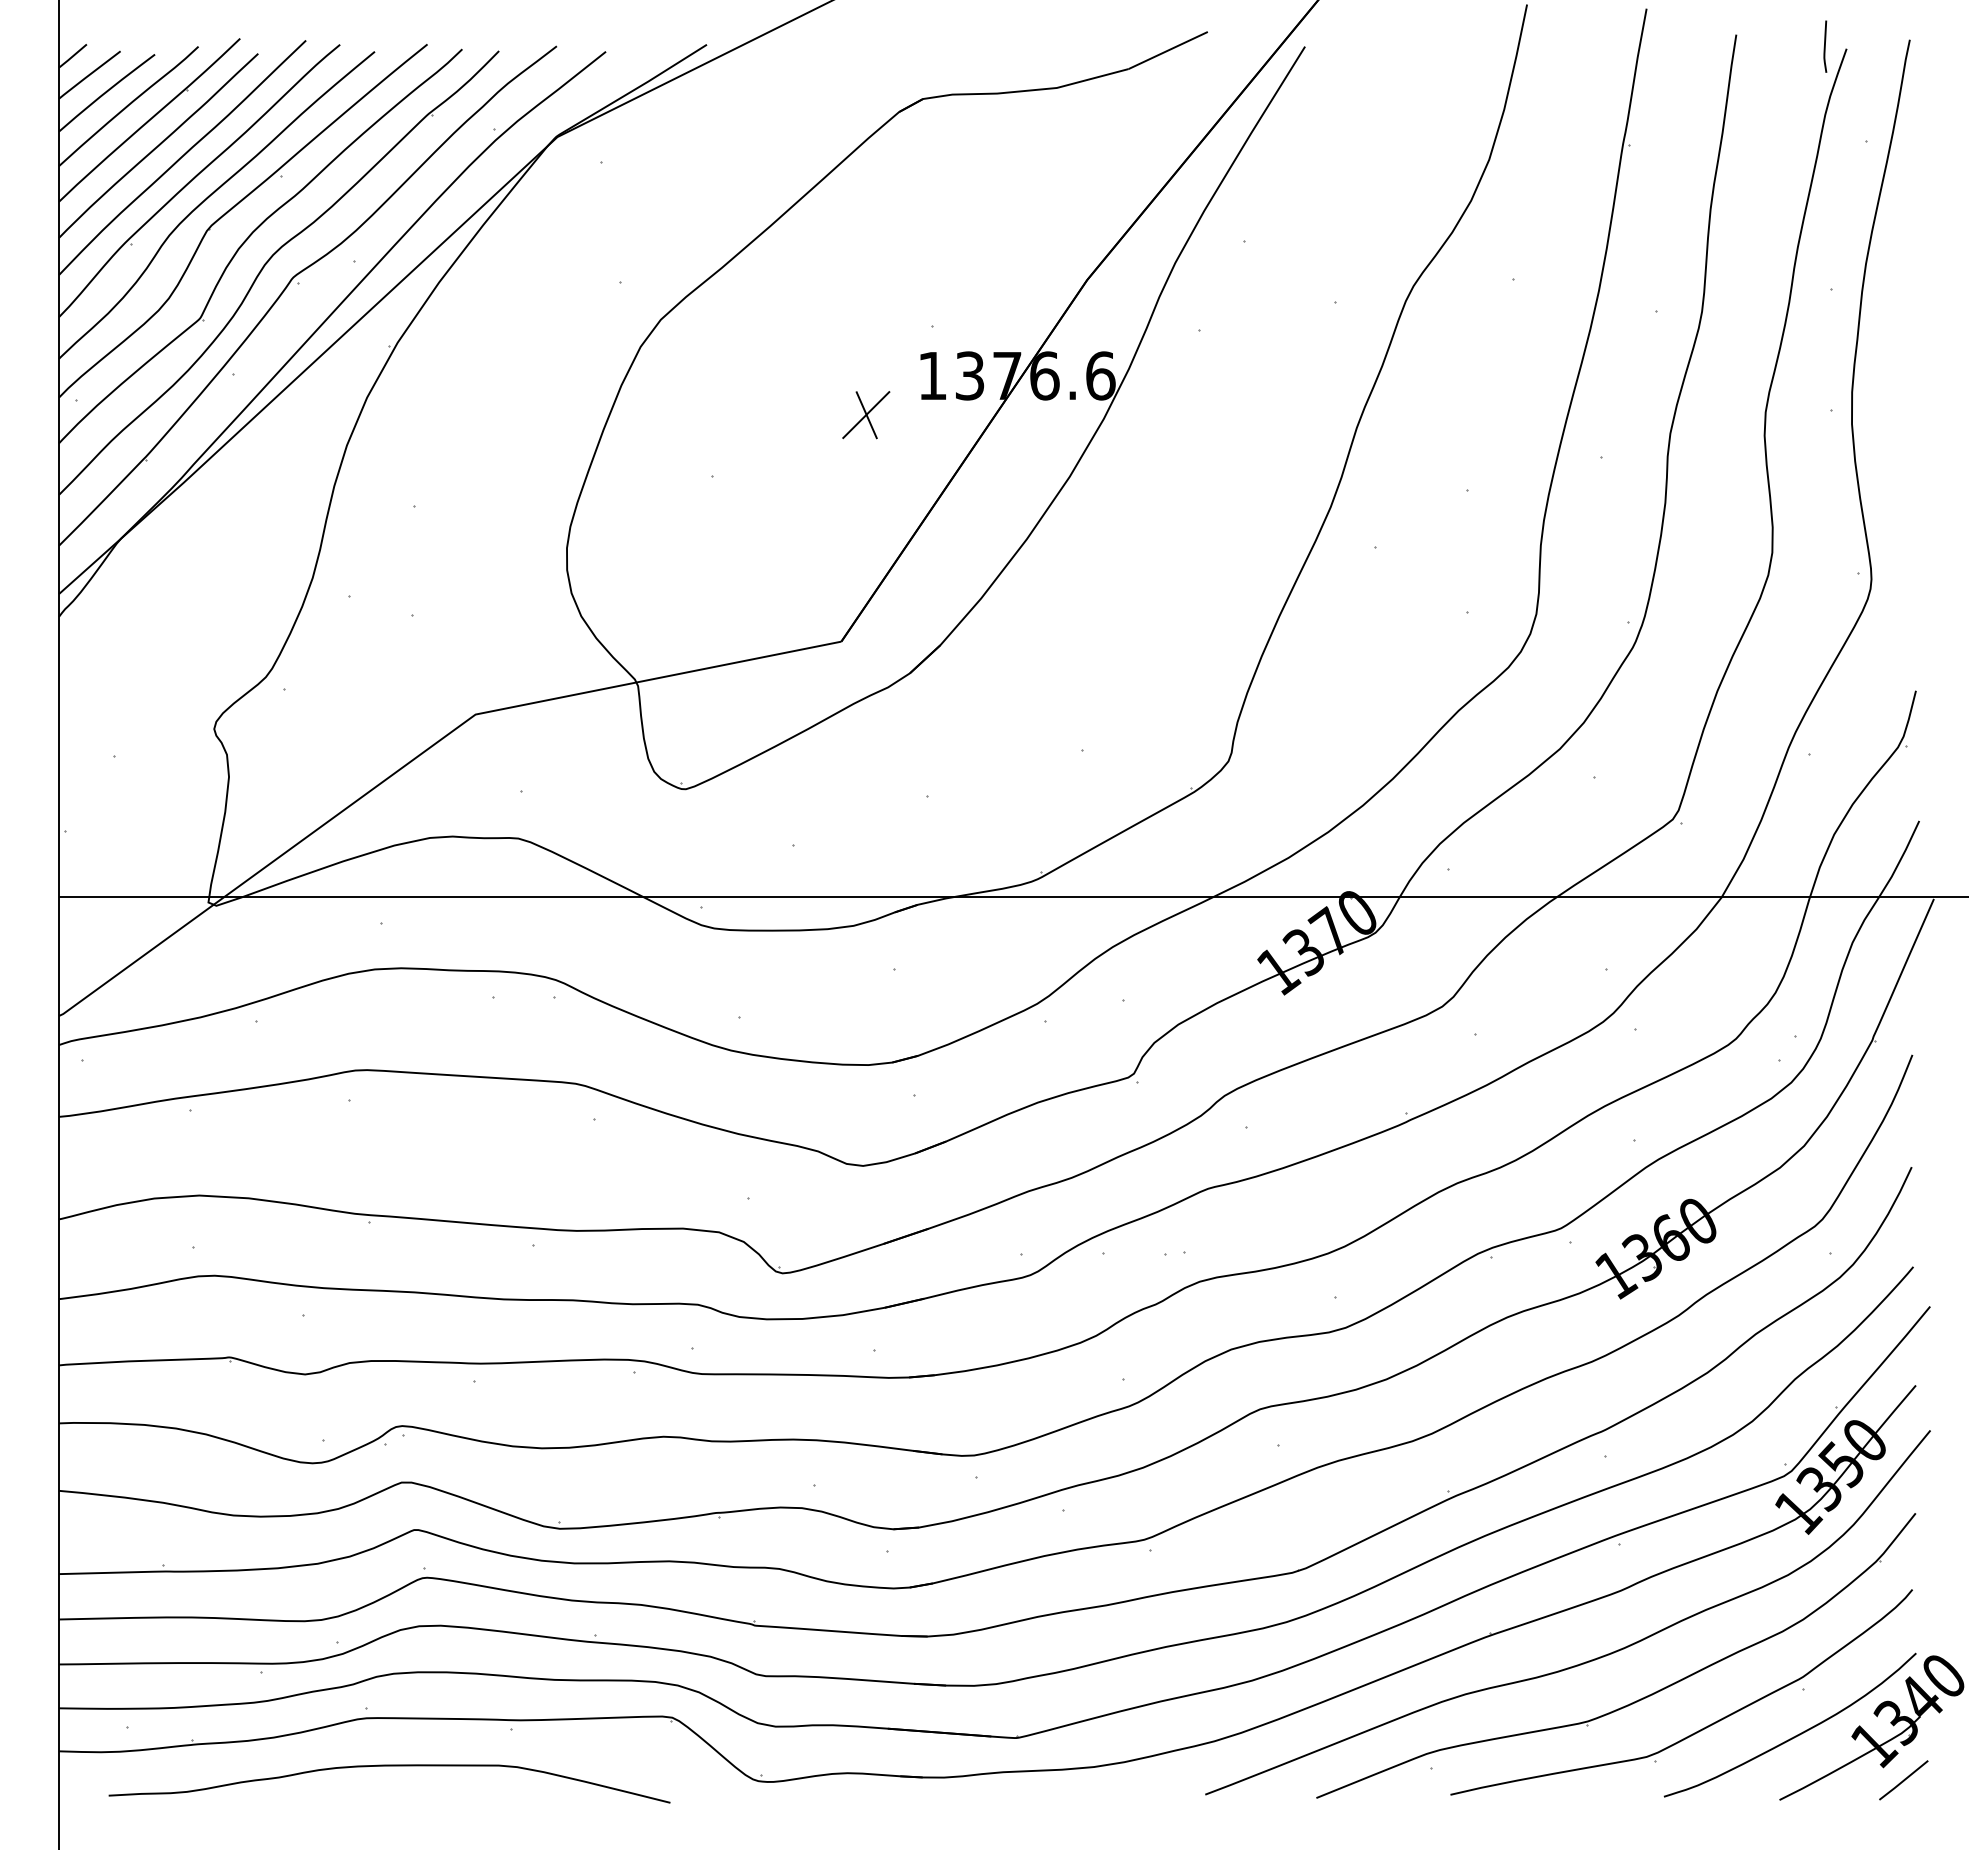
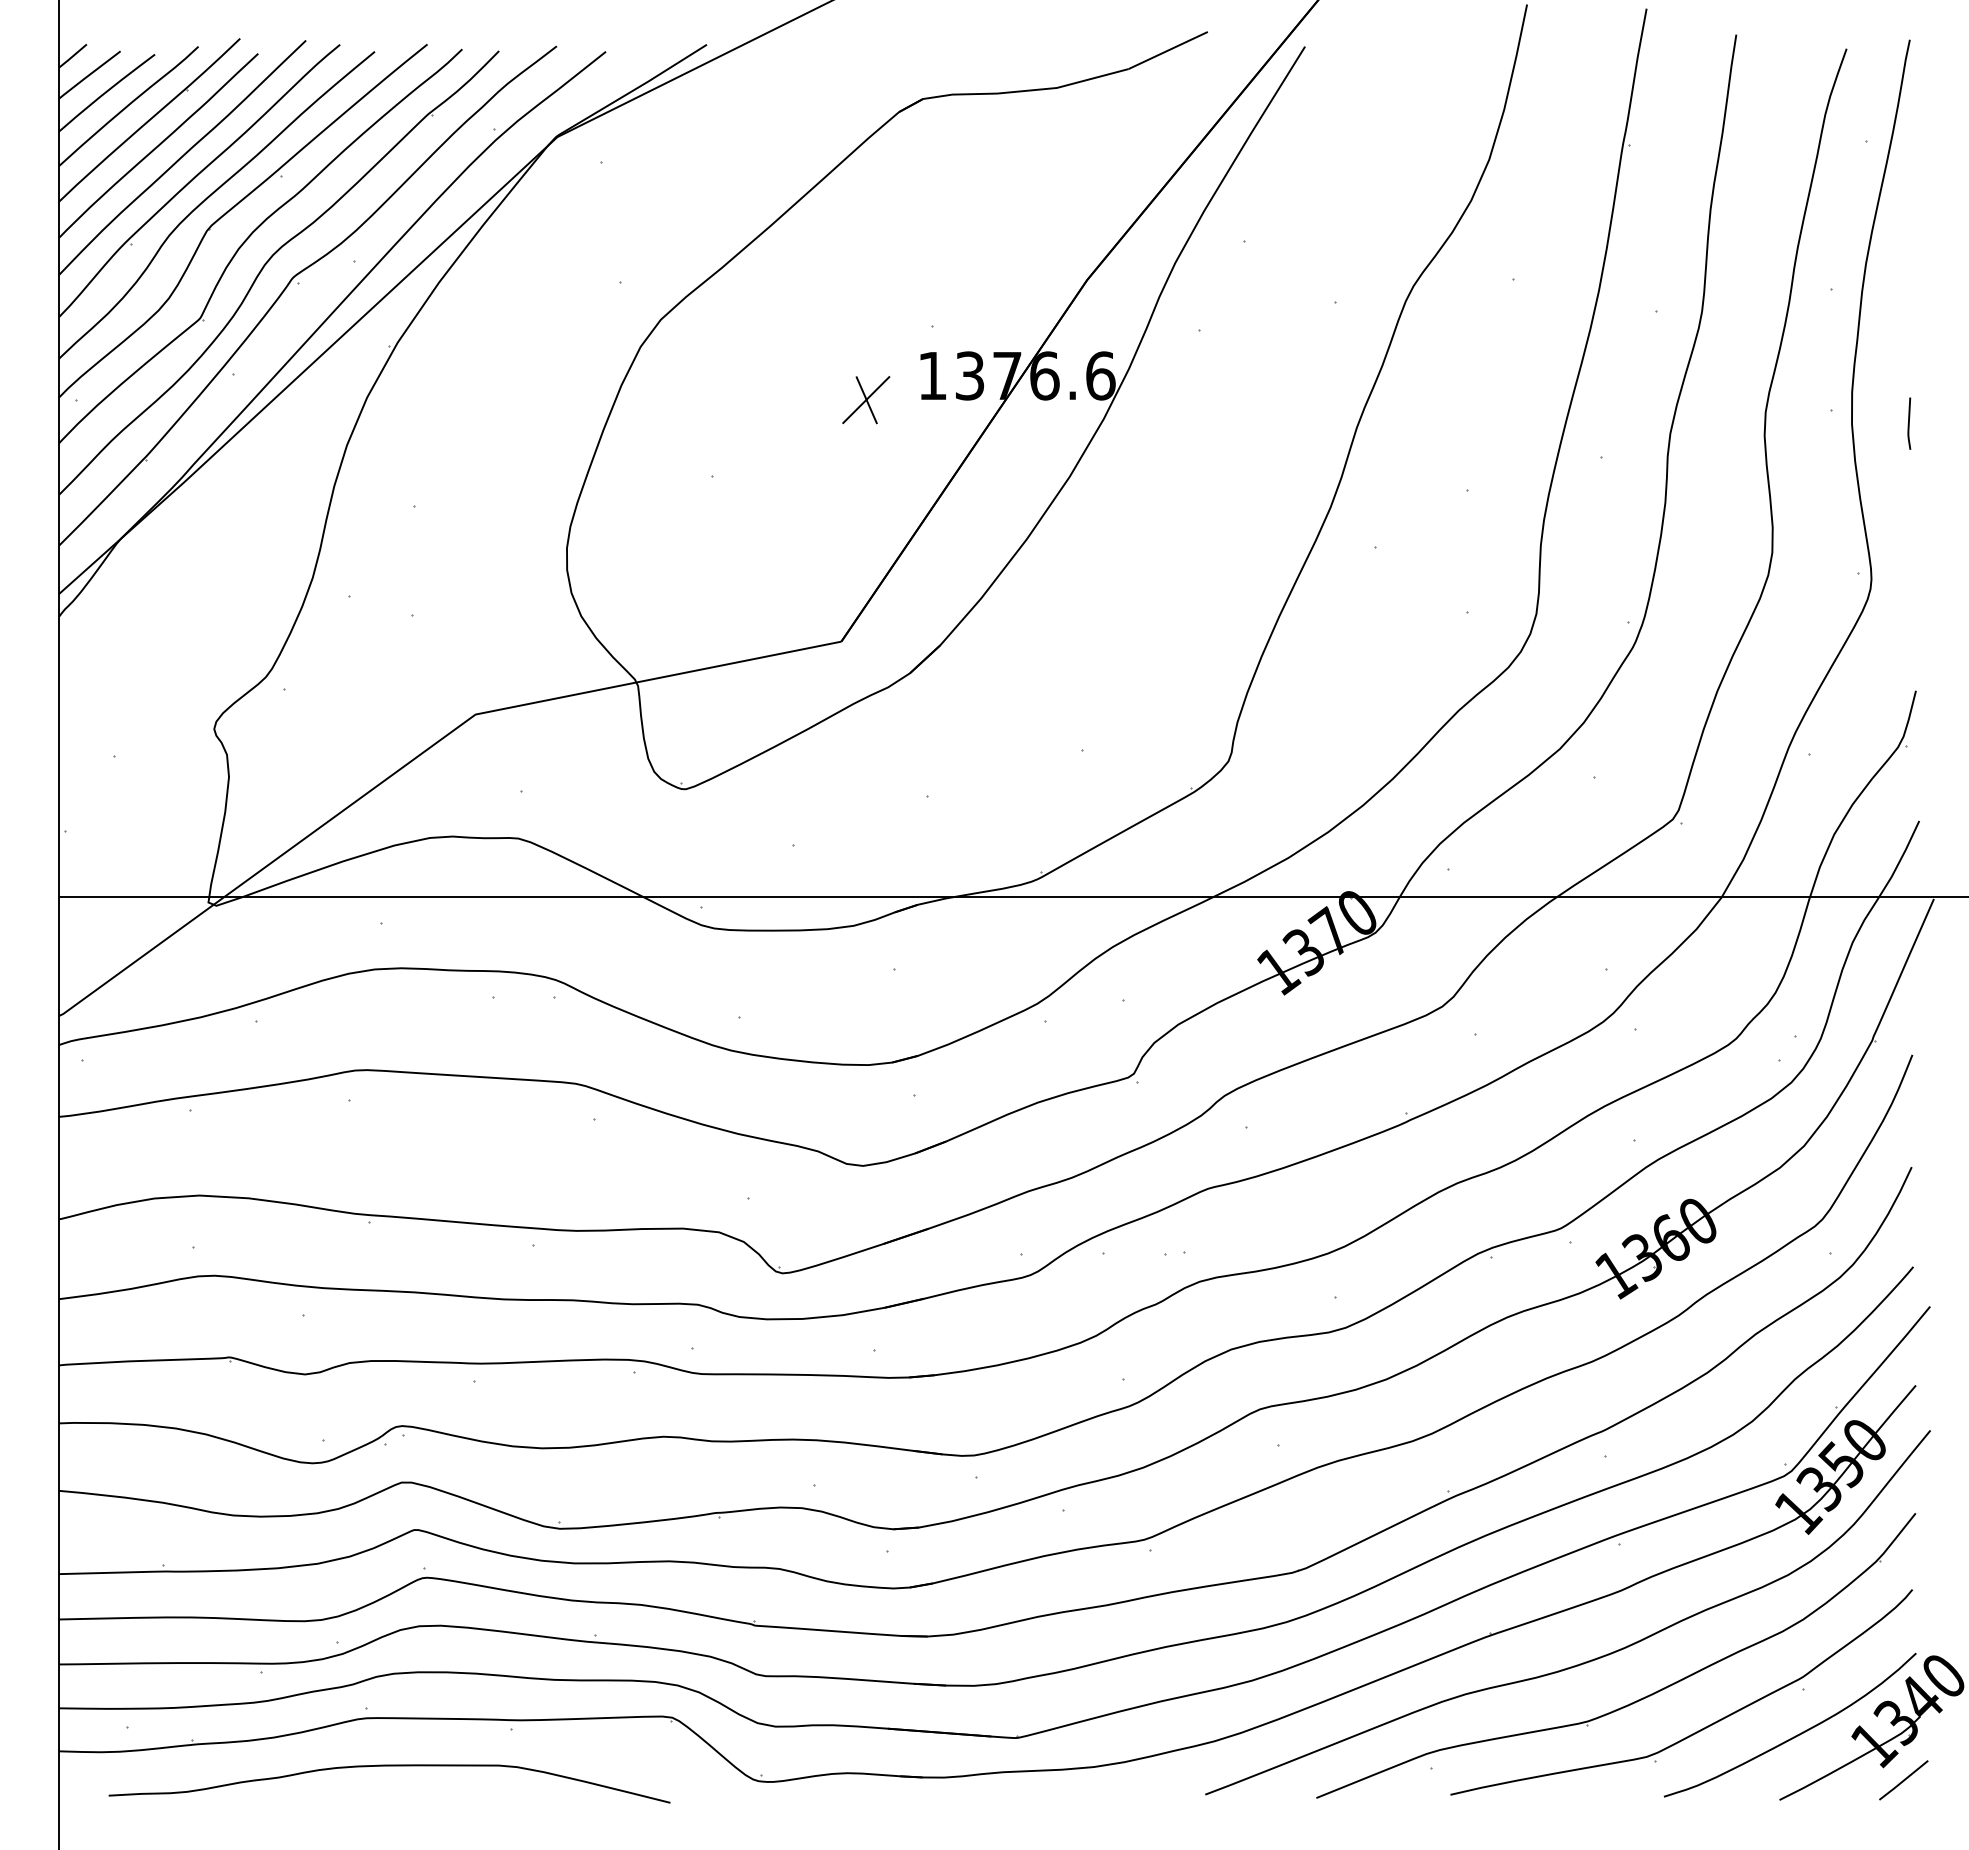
line position: (1825, 46) -> (1909, 423) (1909, 423)
part position: (866, 415) -> (866, 400) (866, 400)
